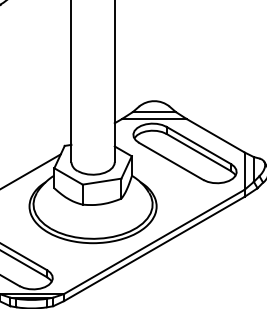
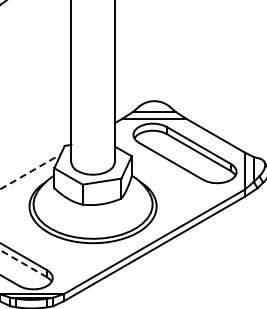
line: solid -> dashed (30, 171)
line: solid -> dashed (23, 263)
